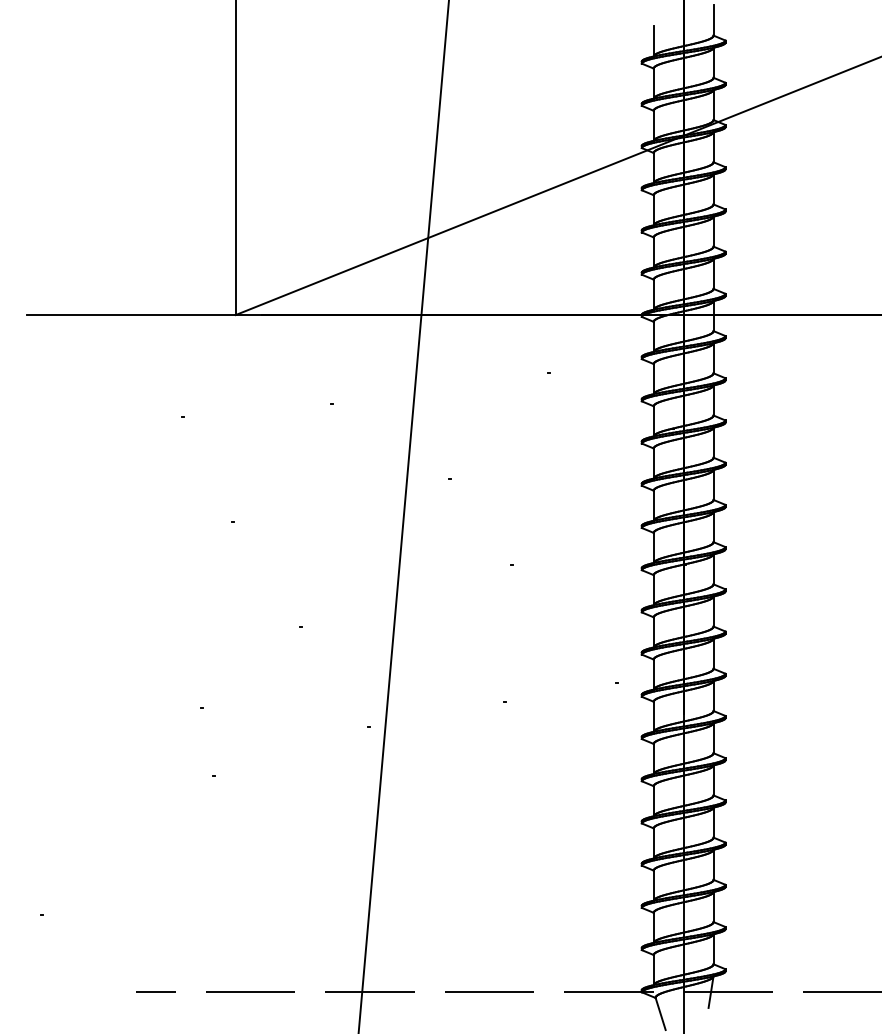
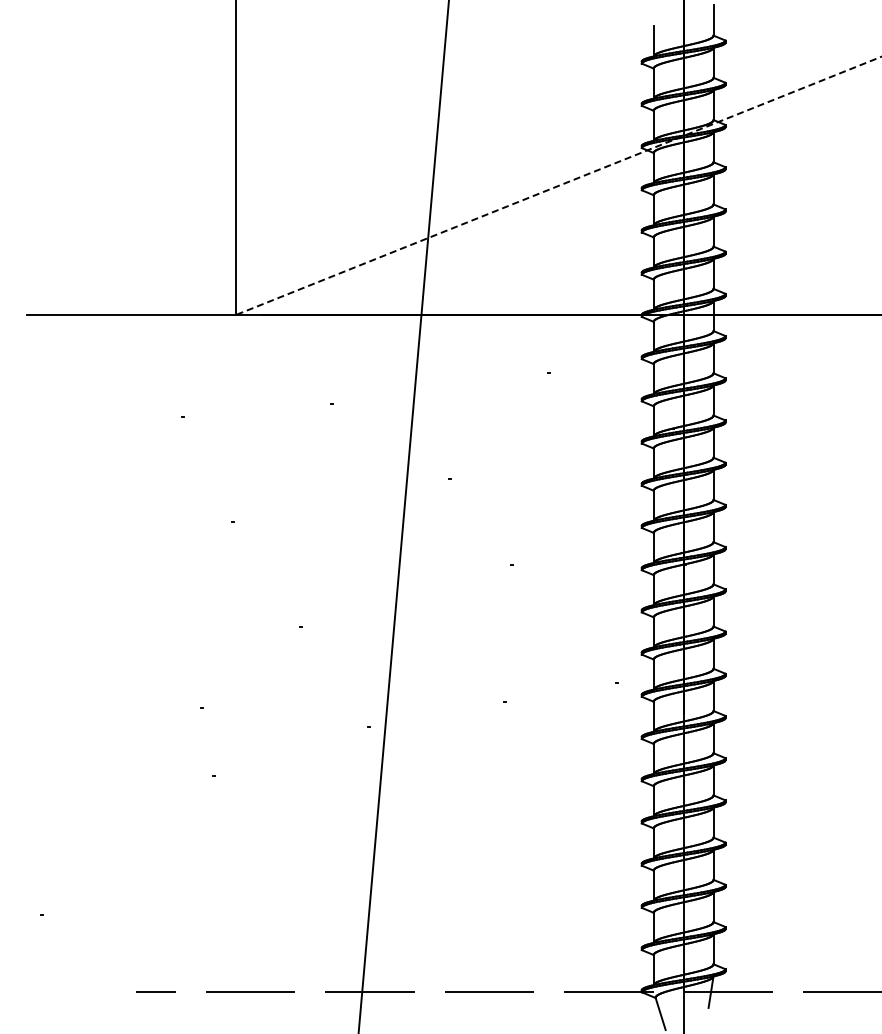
line: solid -> dashed (558, 185)
